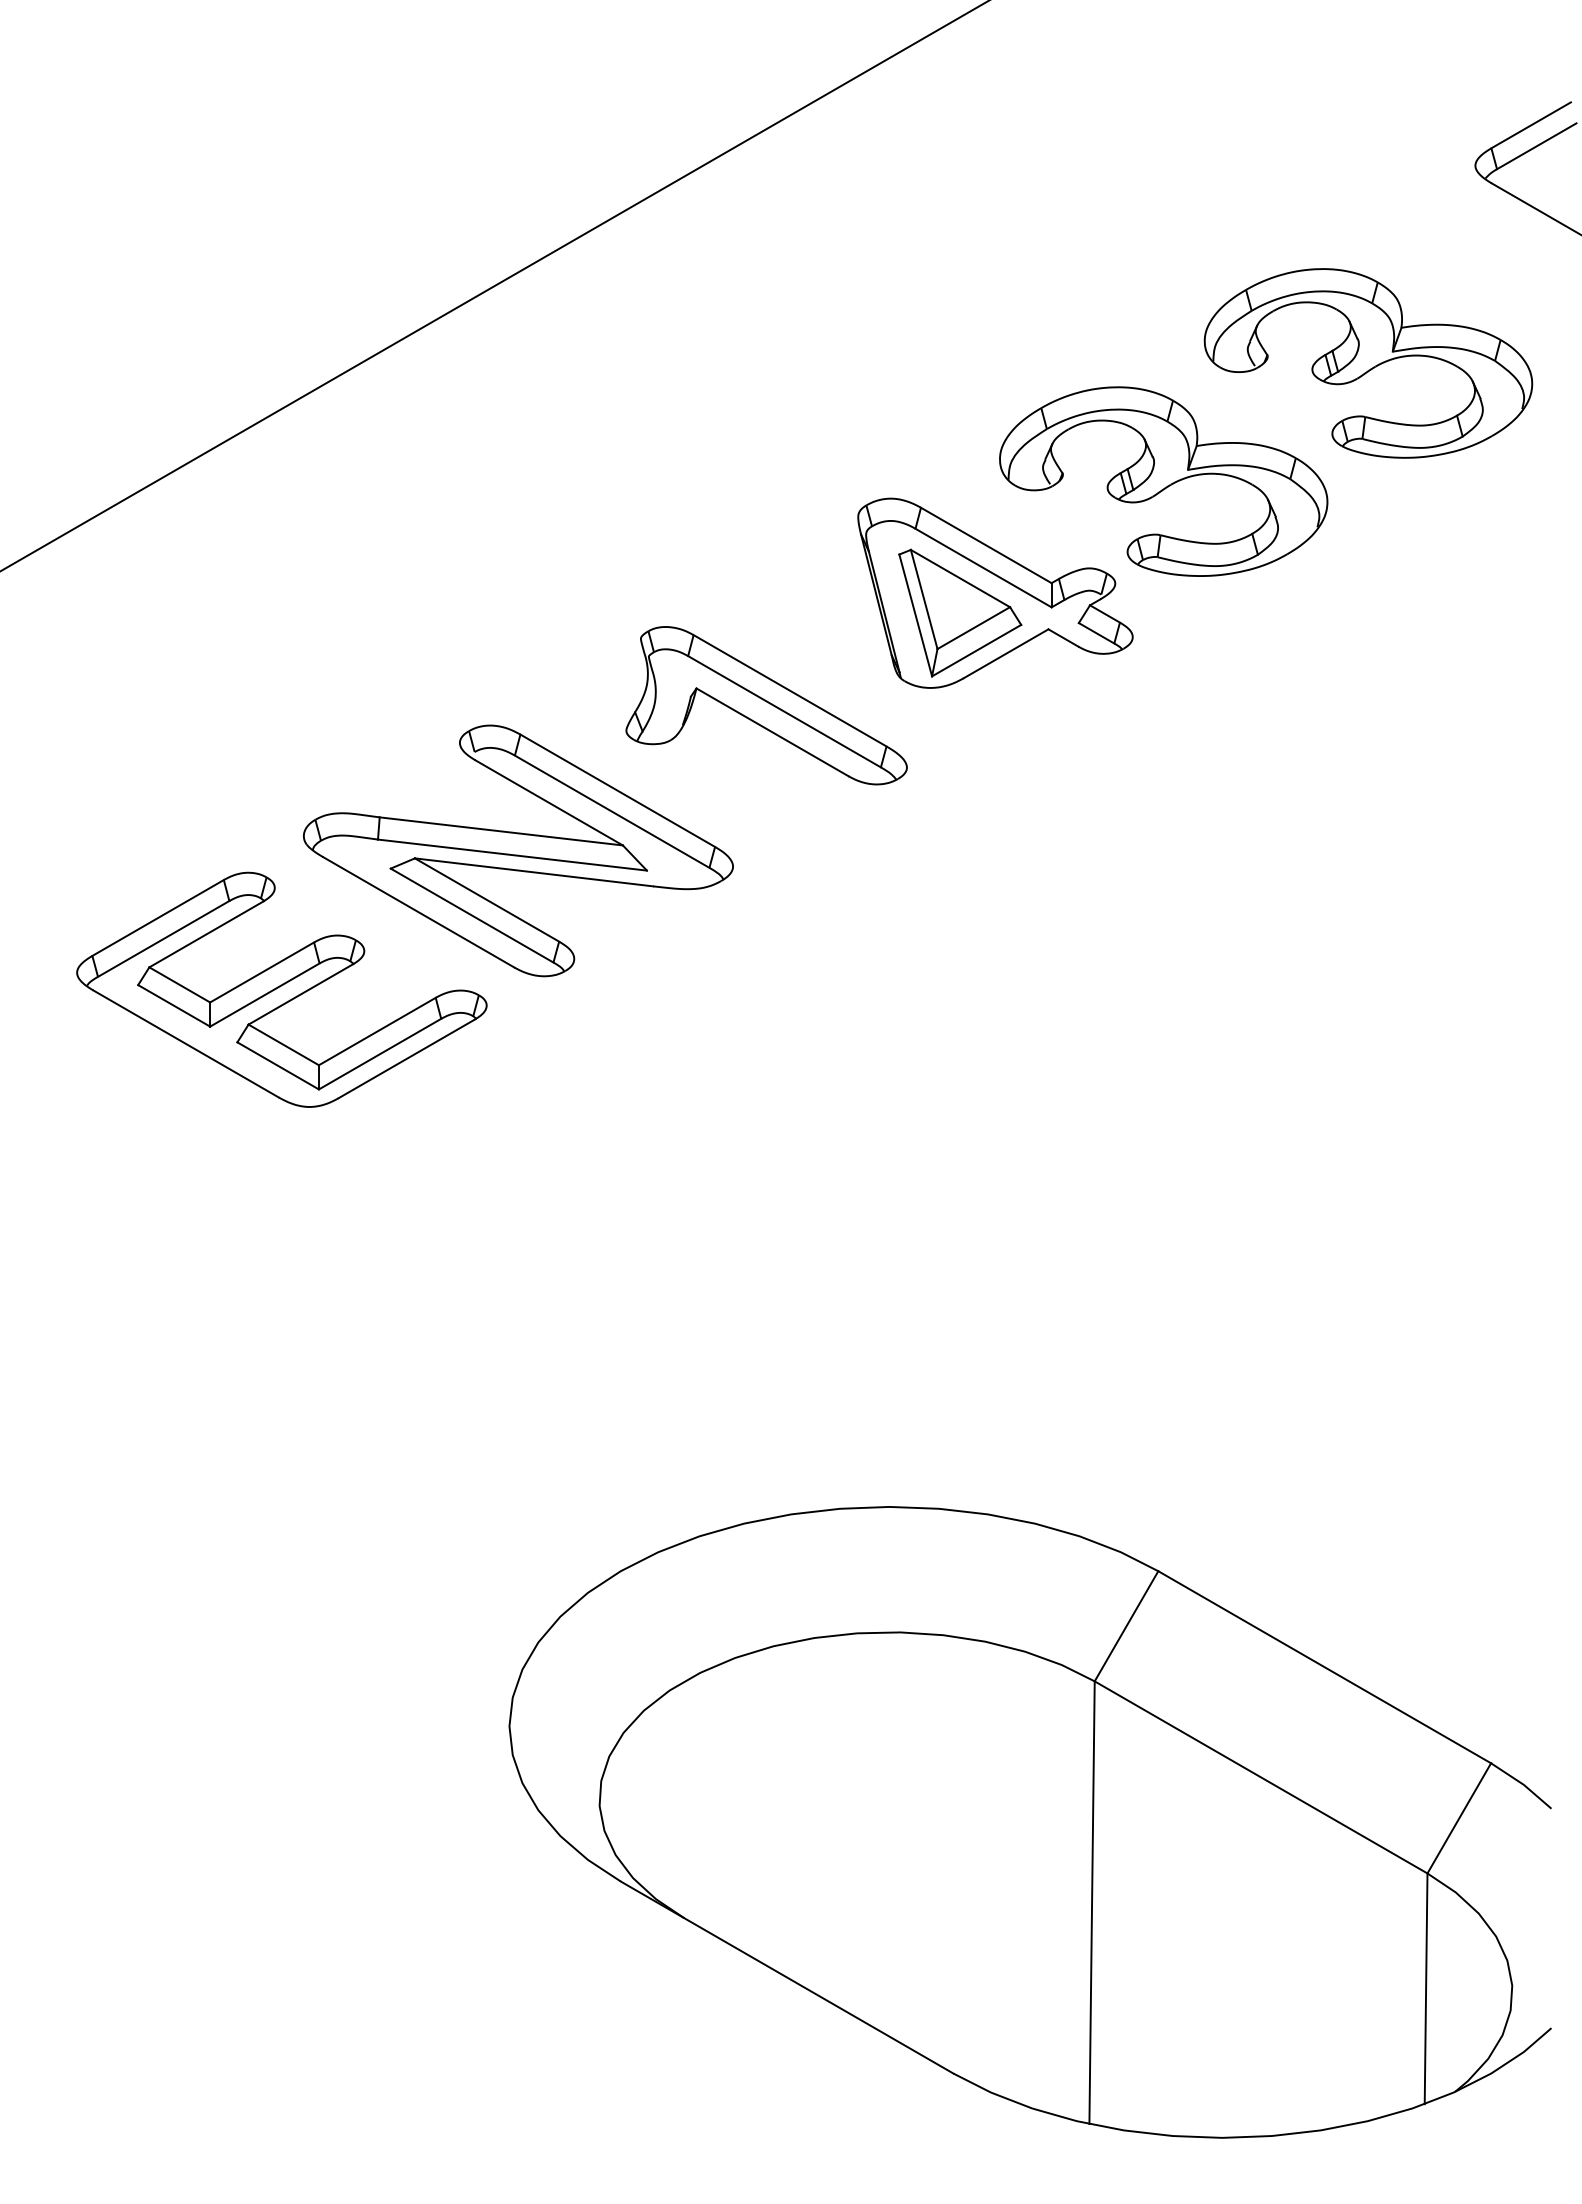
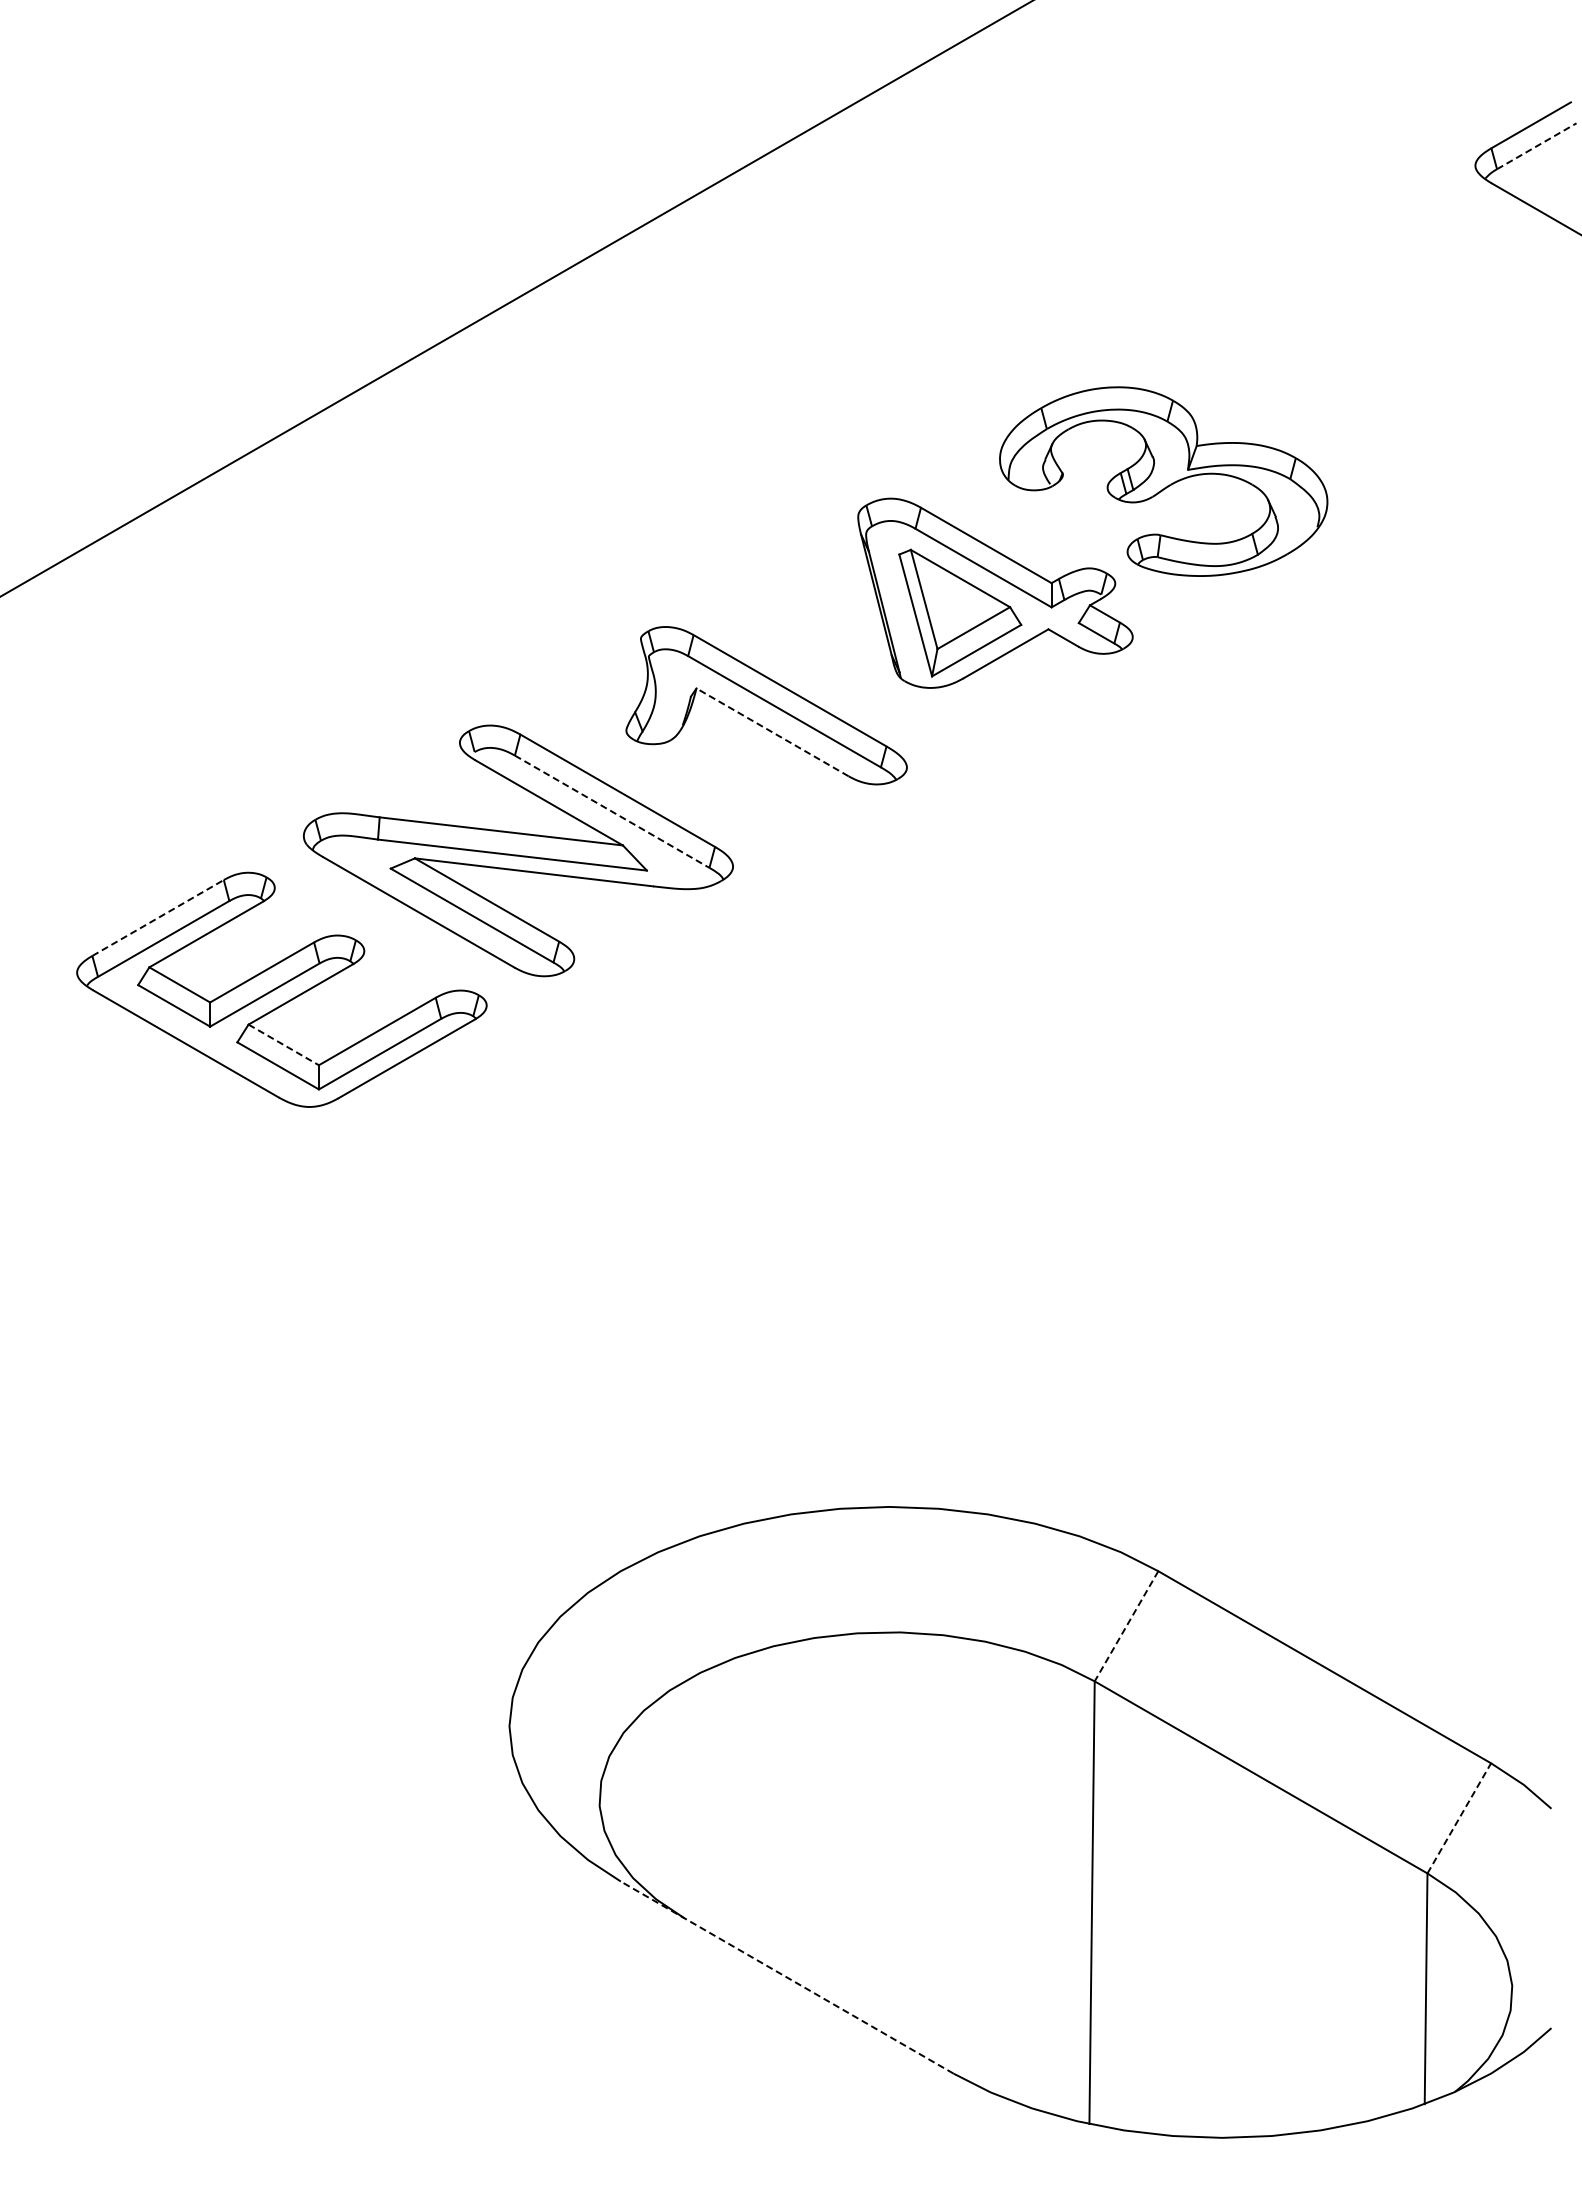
line: solid -> dashed (1536, 146)
line position: (493, 286) -> (515, 298) (515, 298)
part: present -> none (1368, 363)
line: solid -> dashed (772, 732)
line: solid -> dashed (612, 811)
line: solid -> dashed (158, 917)
line: solid -> dashed (283, 1044)
line: solid -> dashed (1126, 1626)
line: solid -> dashed (1459, 1818)
line: solid -> dashed (786, 1977)
